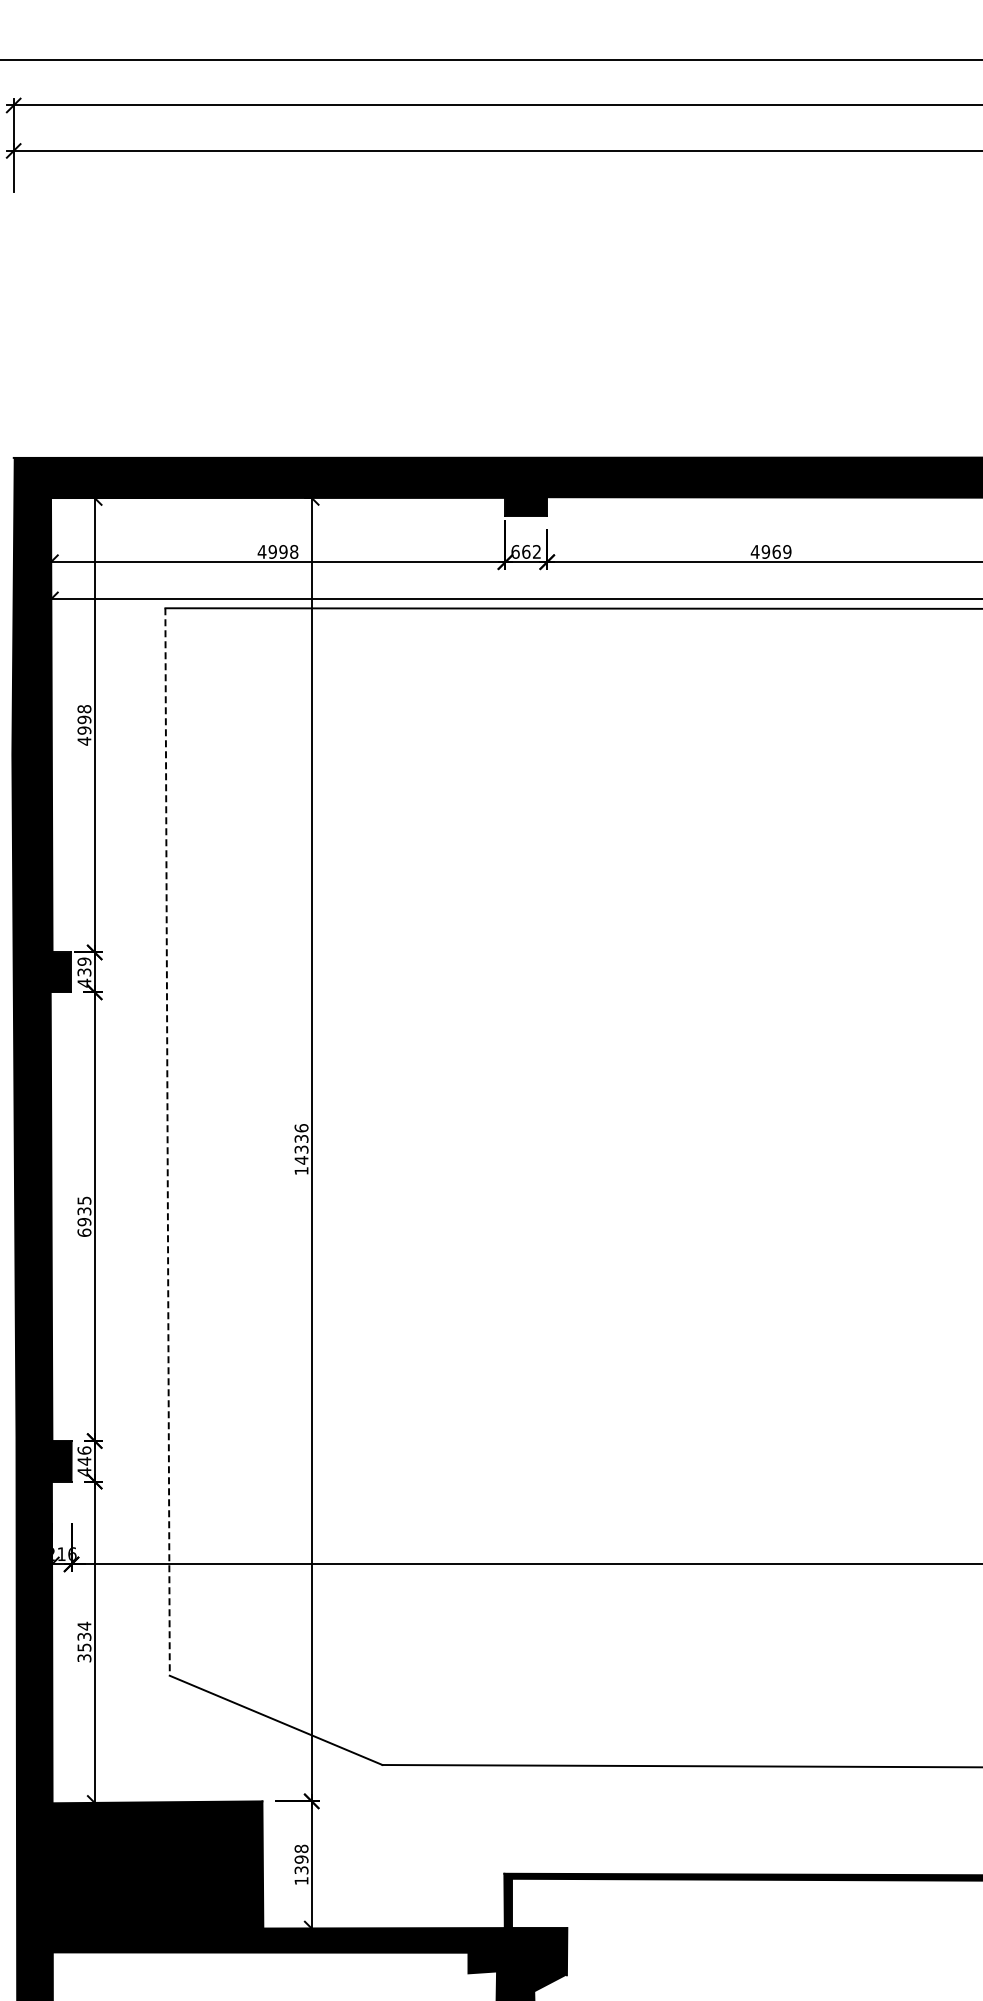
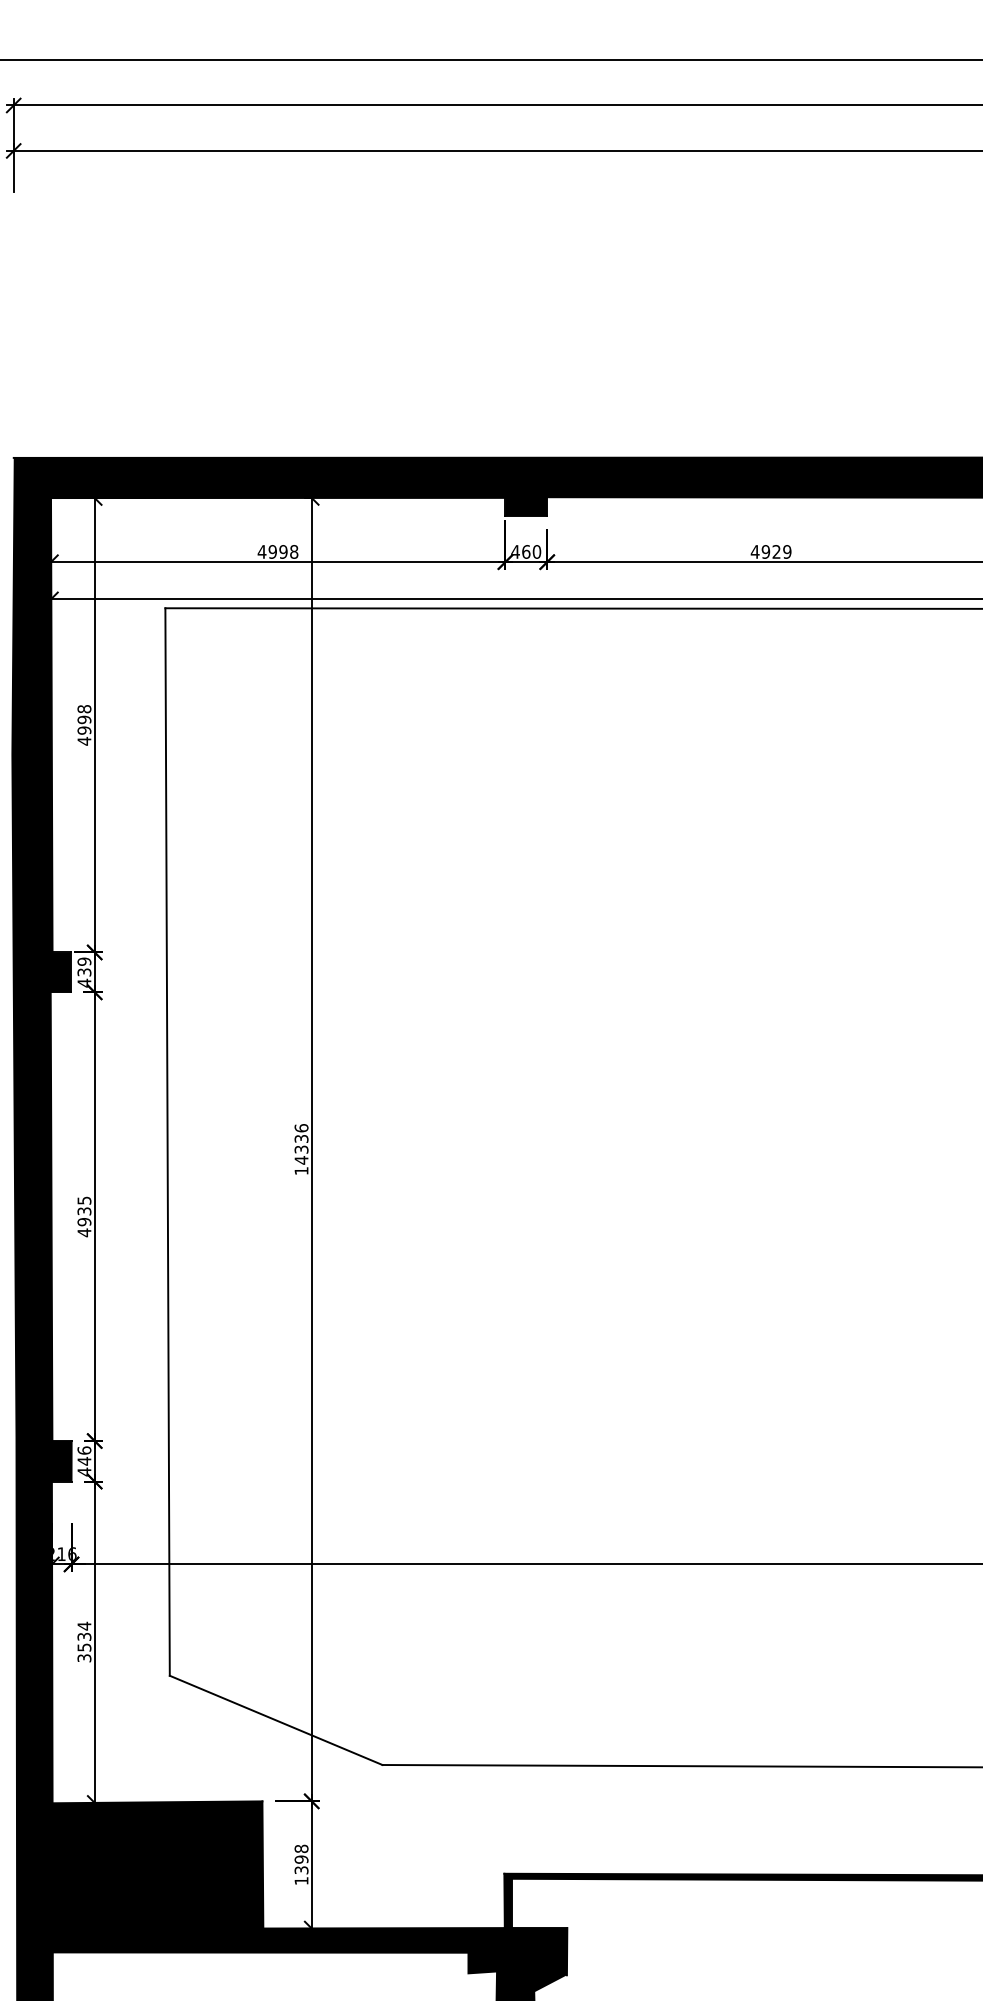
text: 662 -> 460 (526, 551)
text: 4969 -> 4929 (776, 551)
line: dashed -> solid (167, 1142)
text: 6935 -> 4935 (84, 1232)
